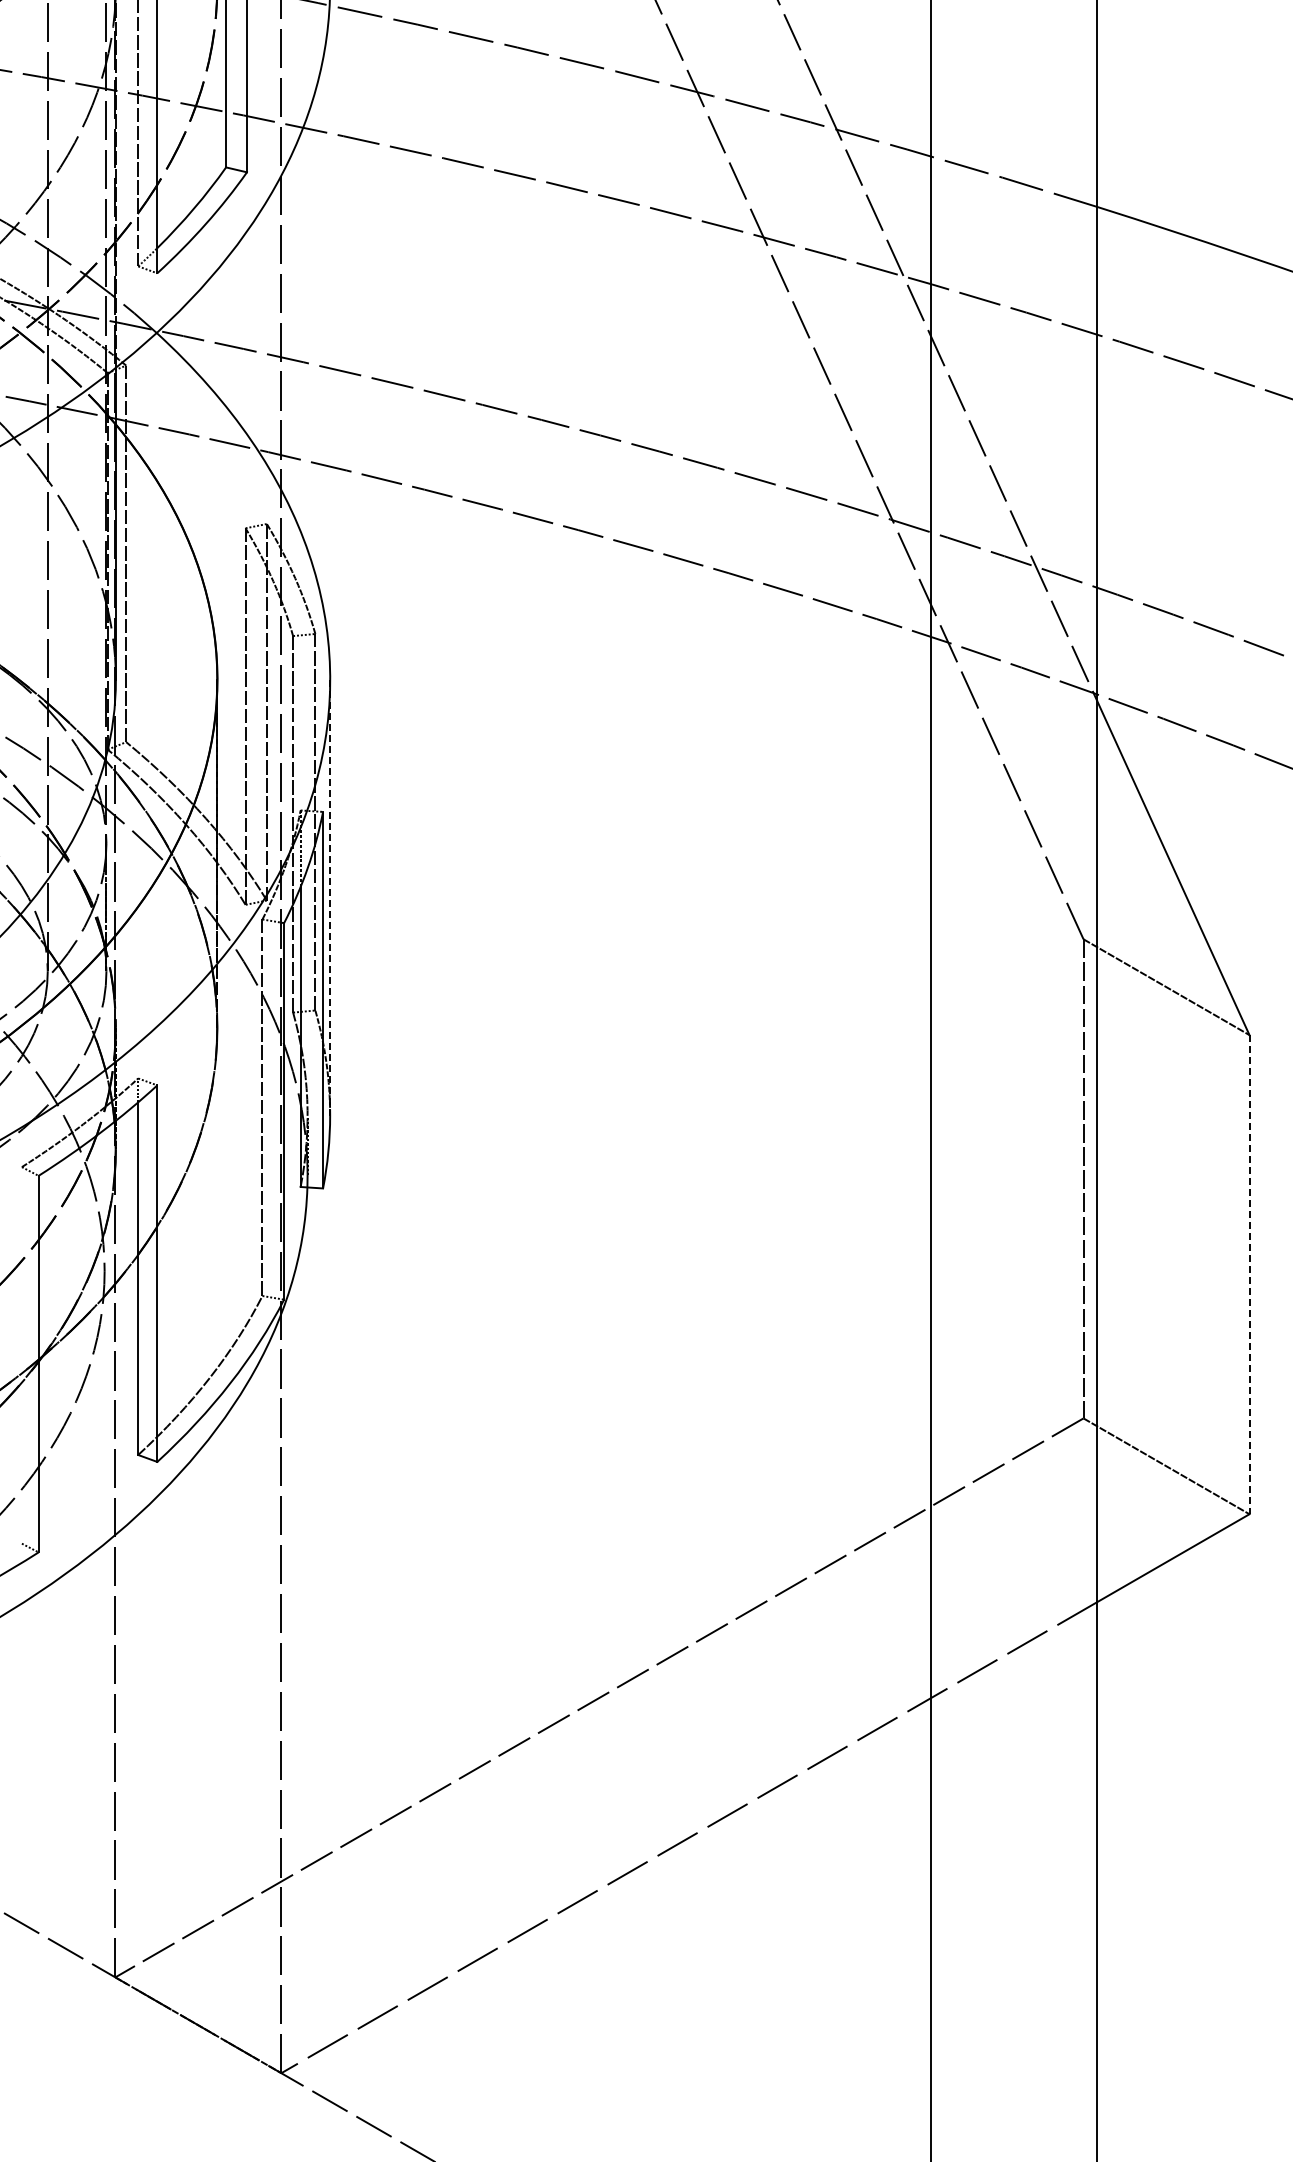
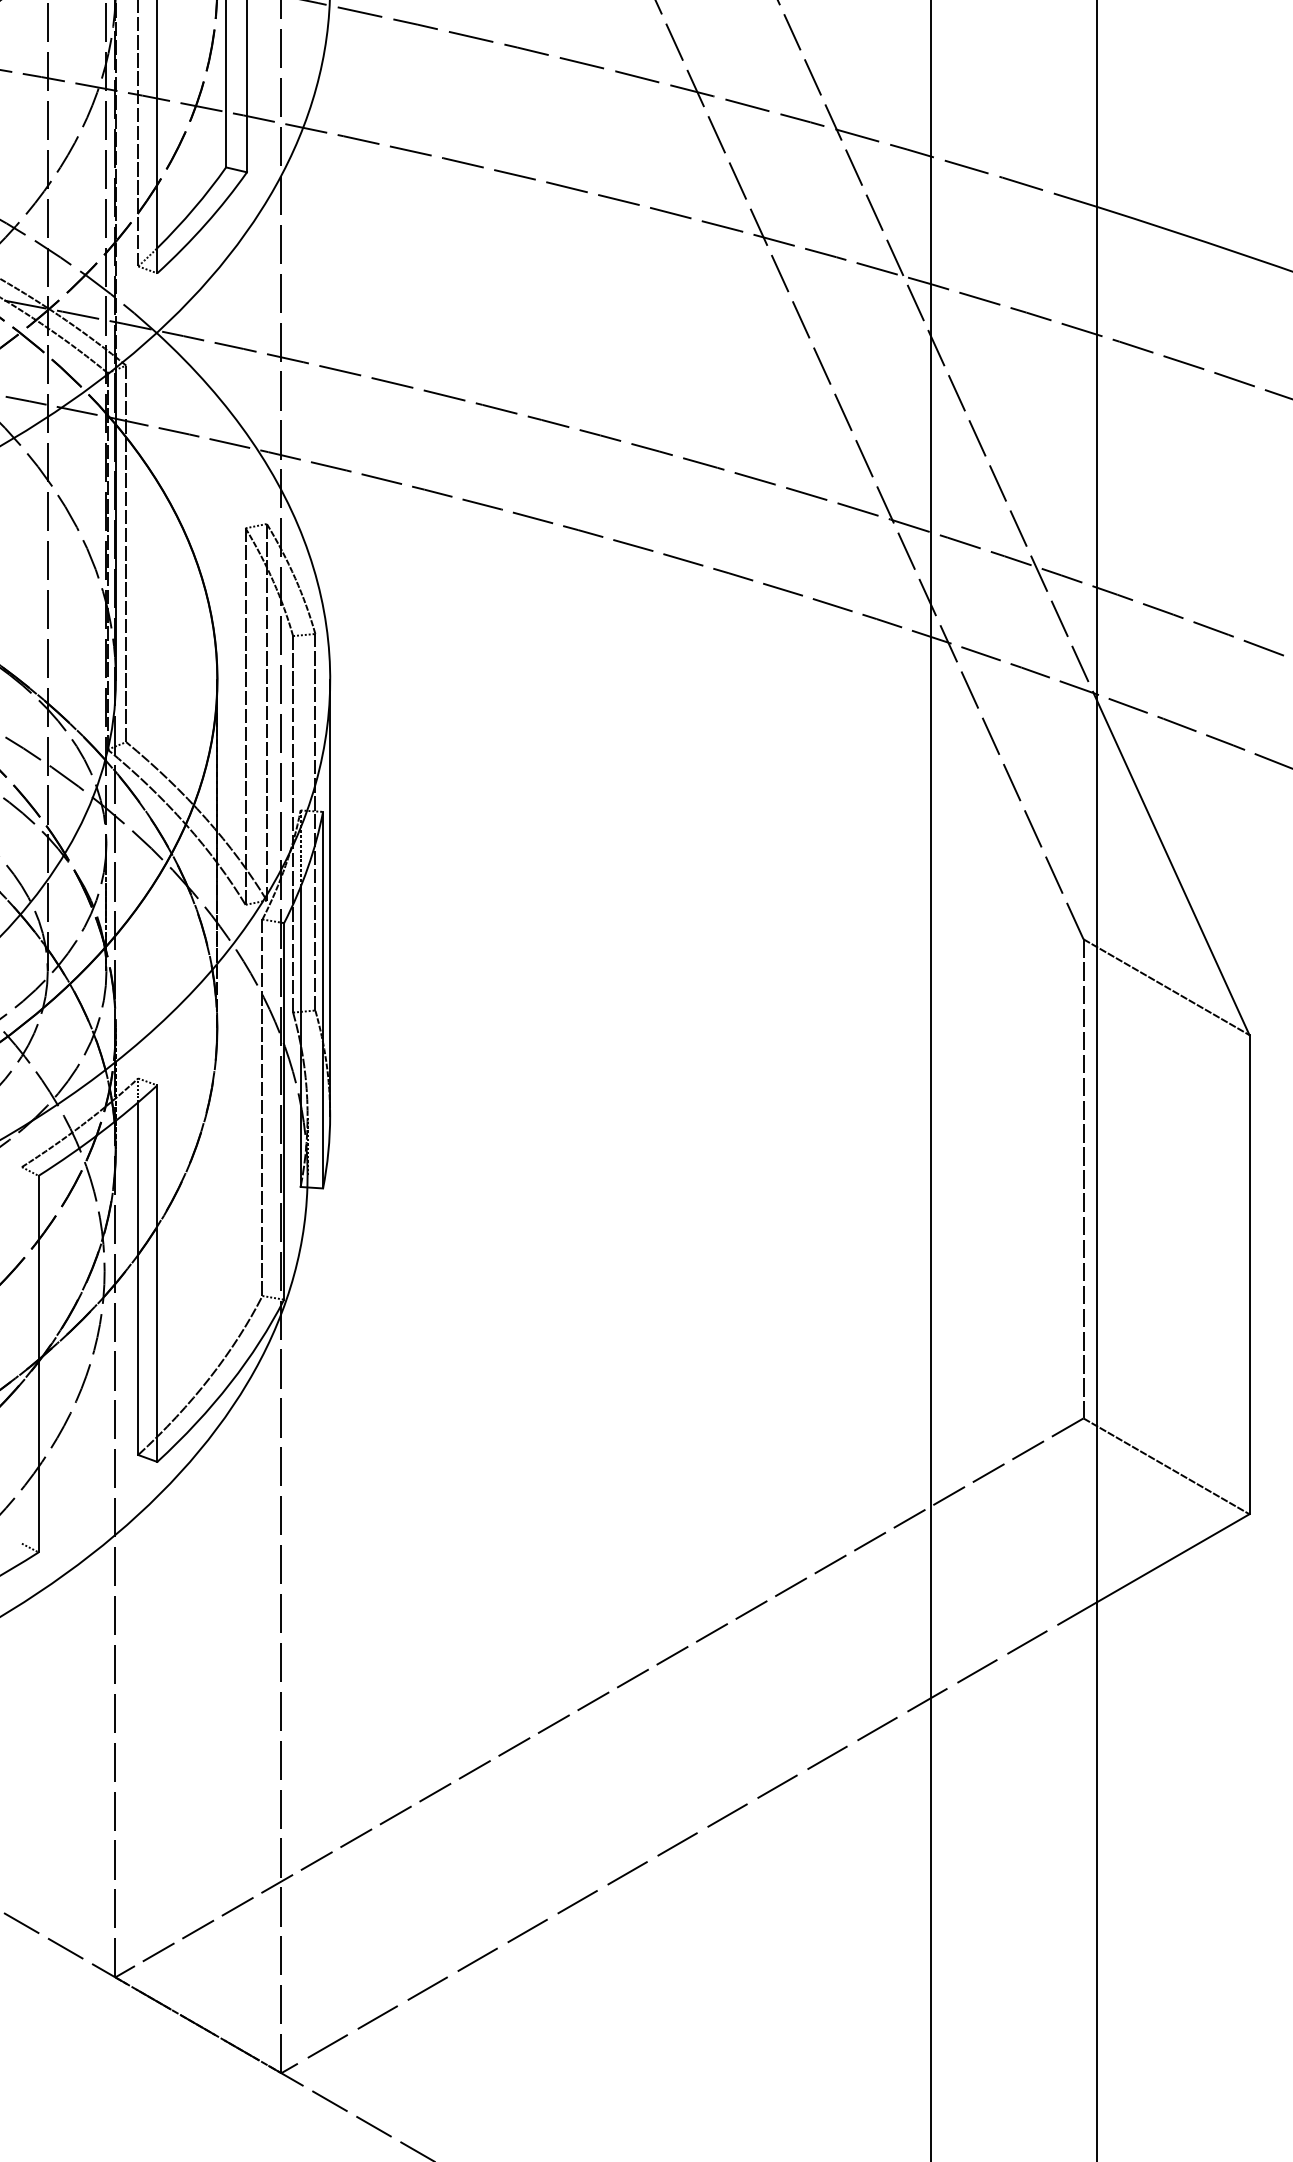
line: dashed -> solid (330, 897)
line: dashed -> solid (1249, 1274)
